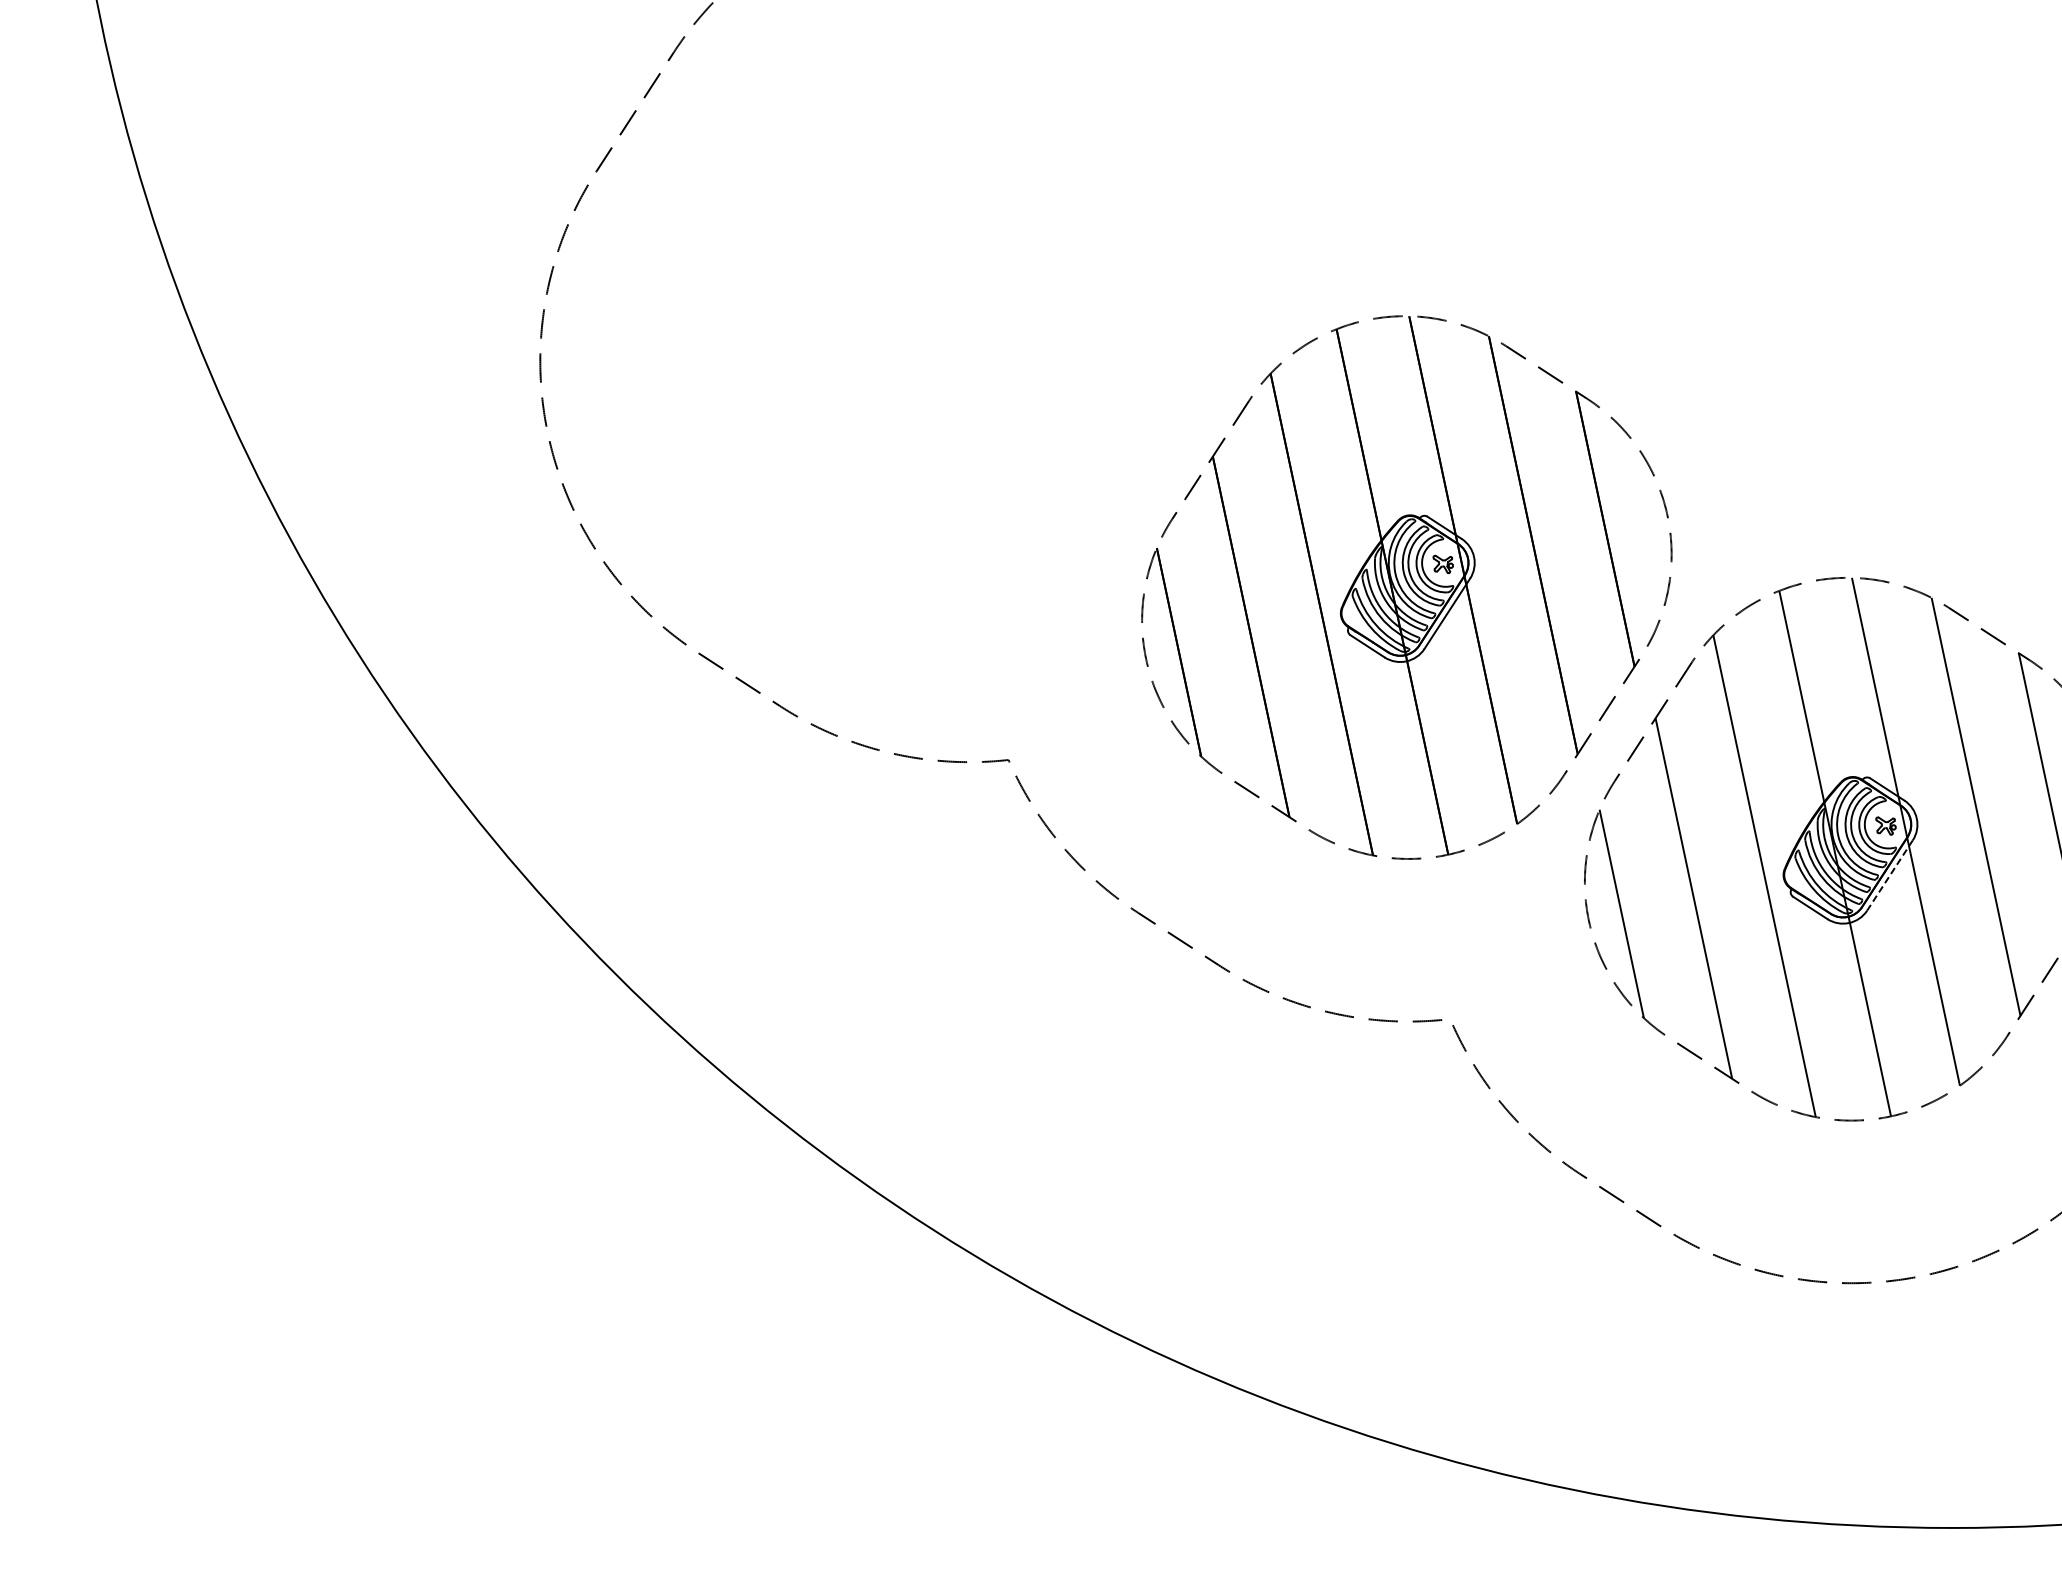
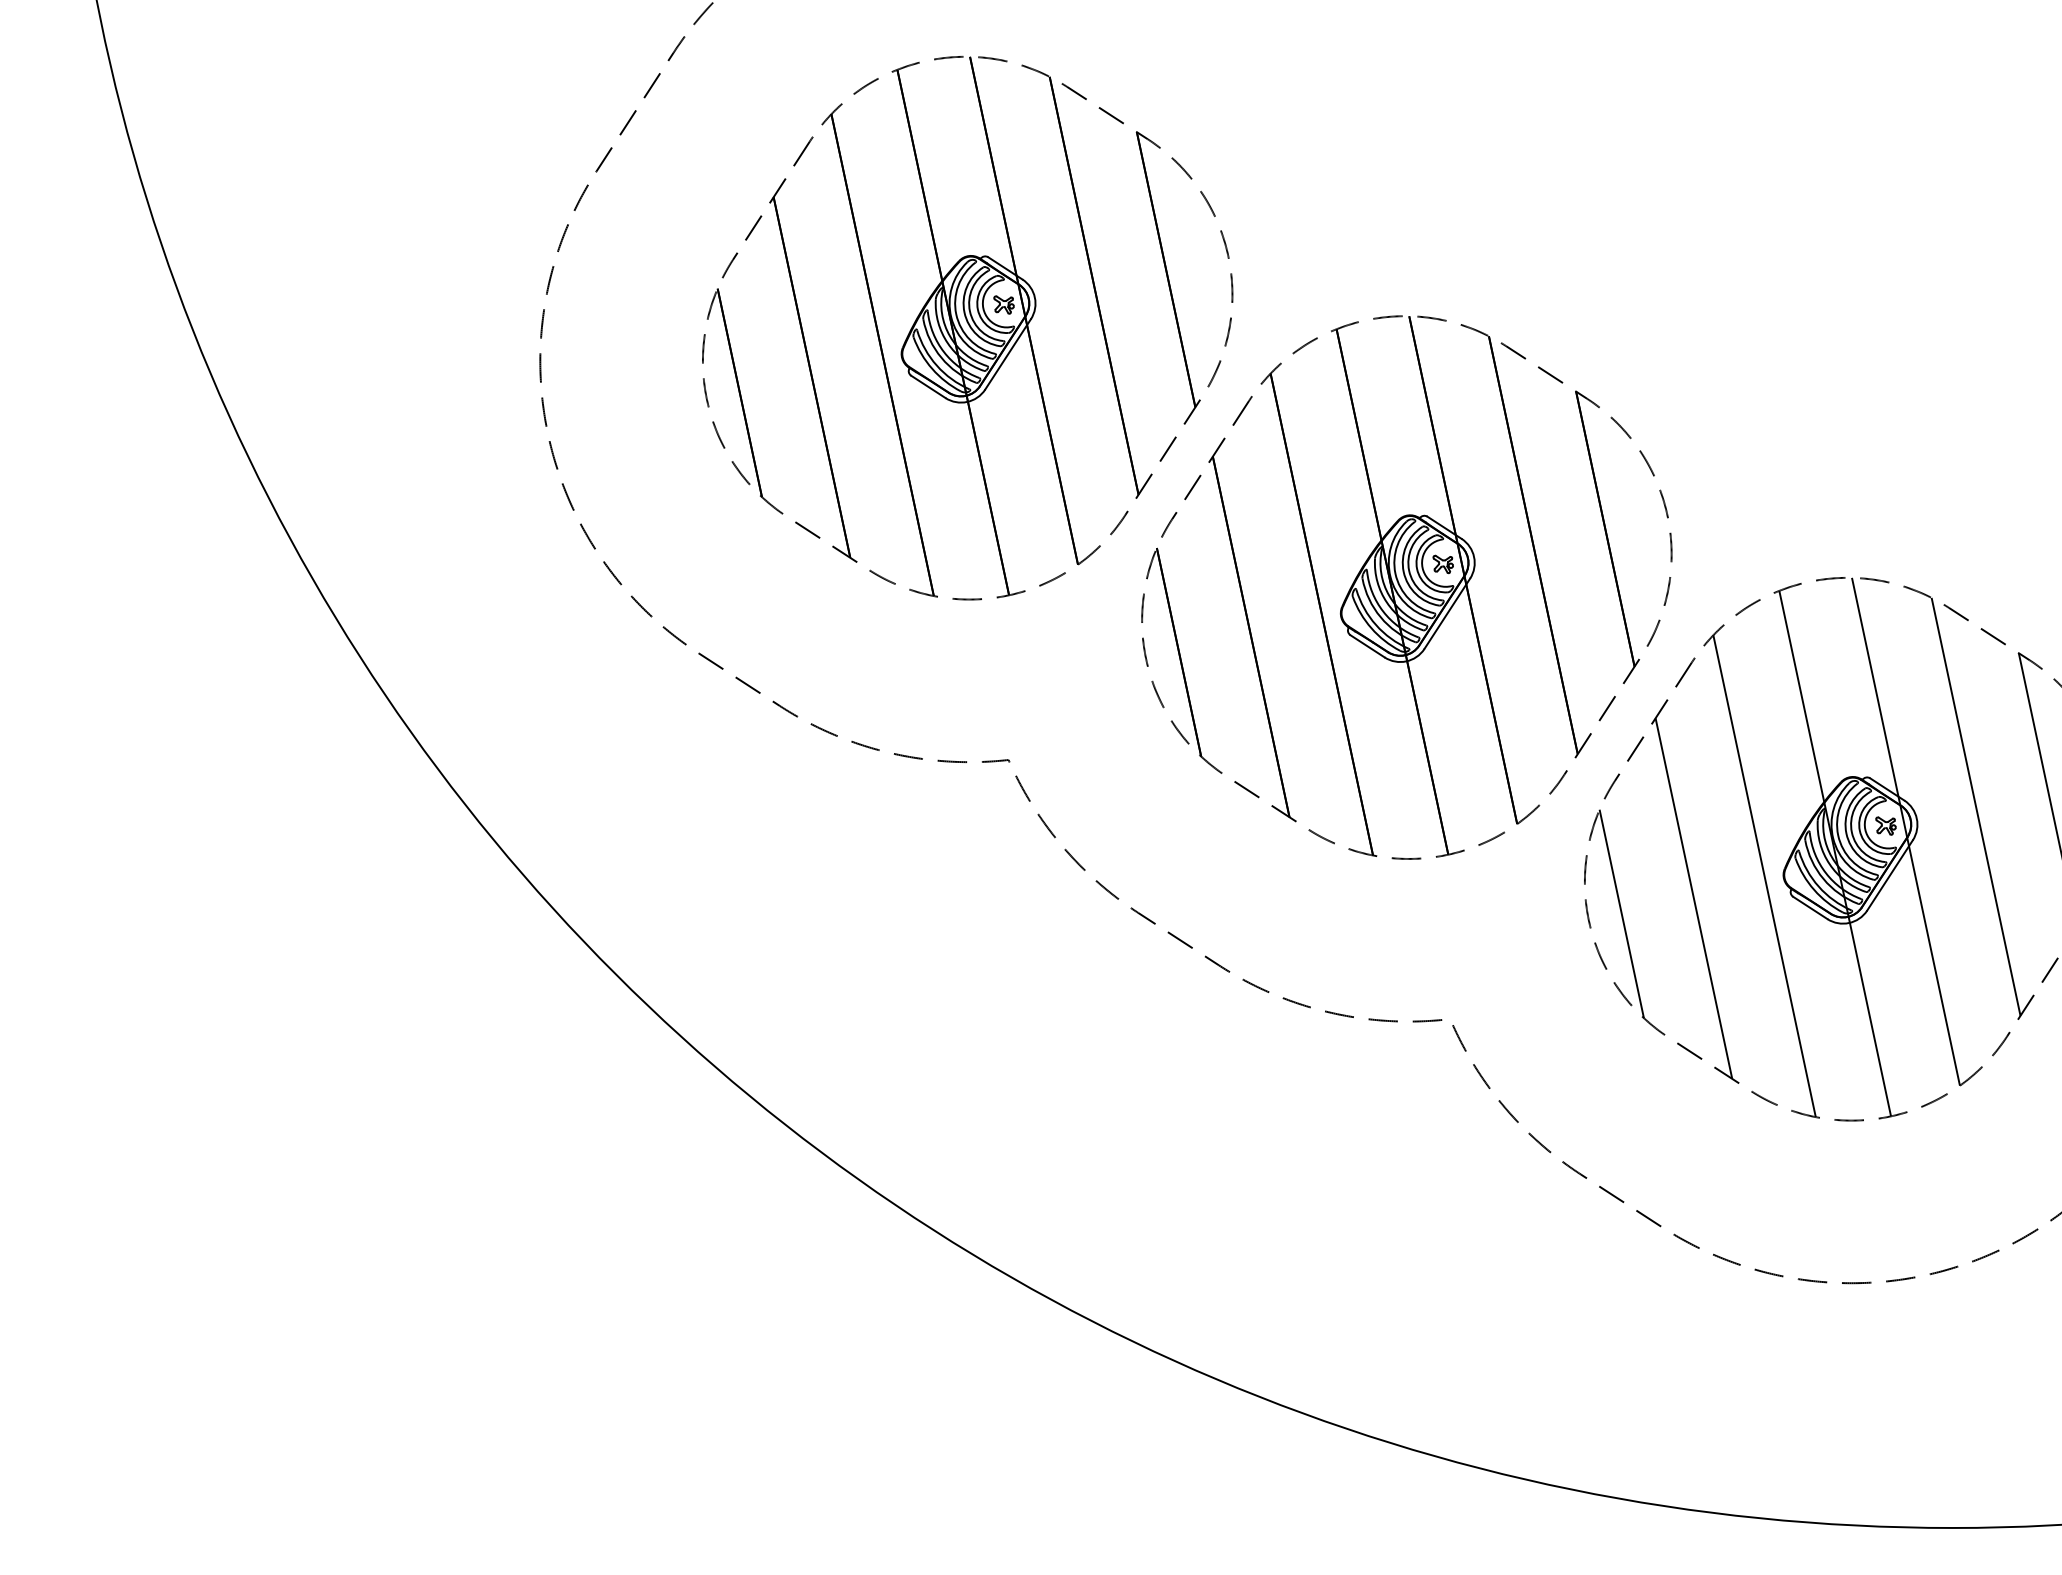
part: none -> present (967, 327)
line: dashed -> solid (1890, 875)
